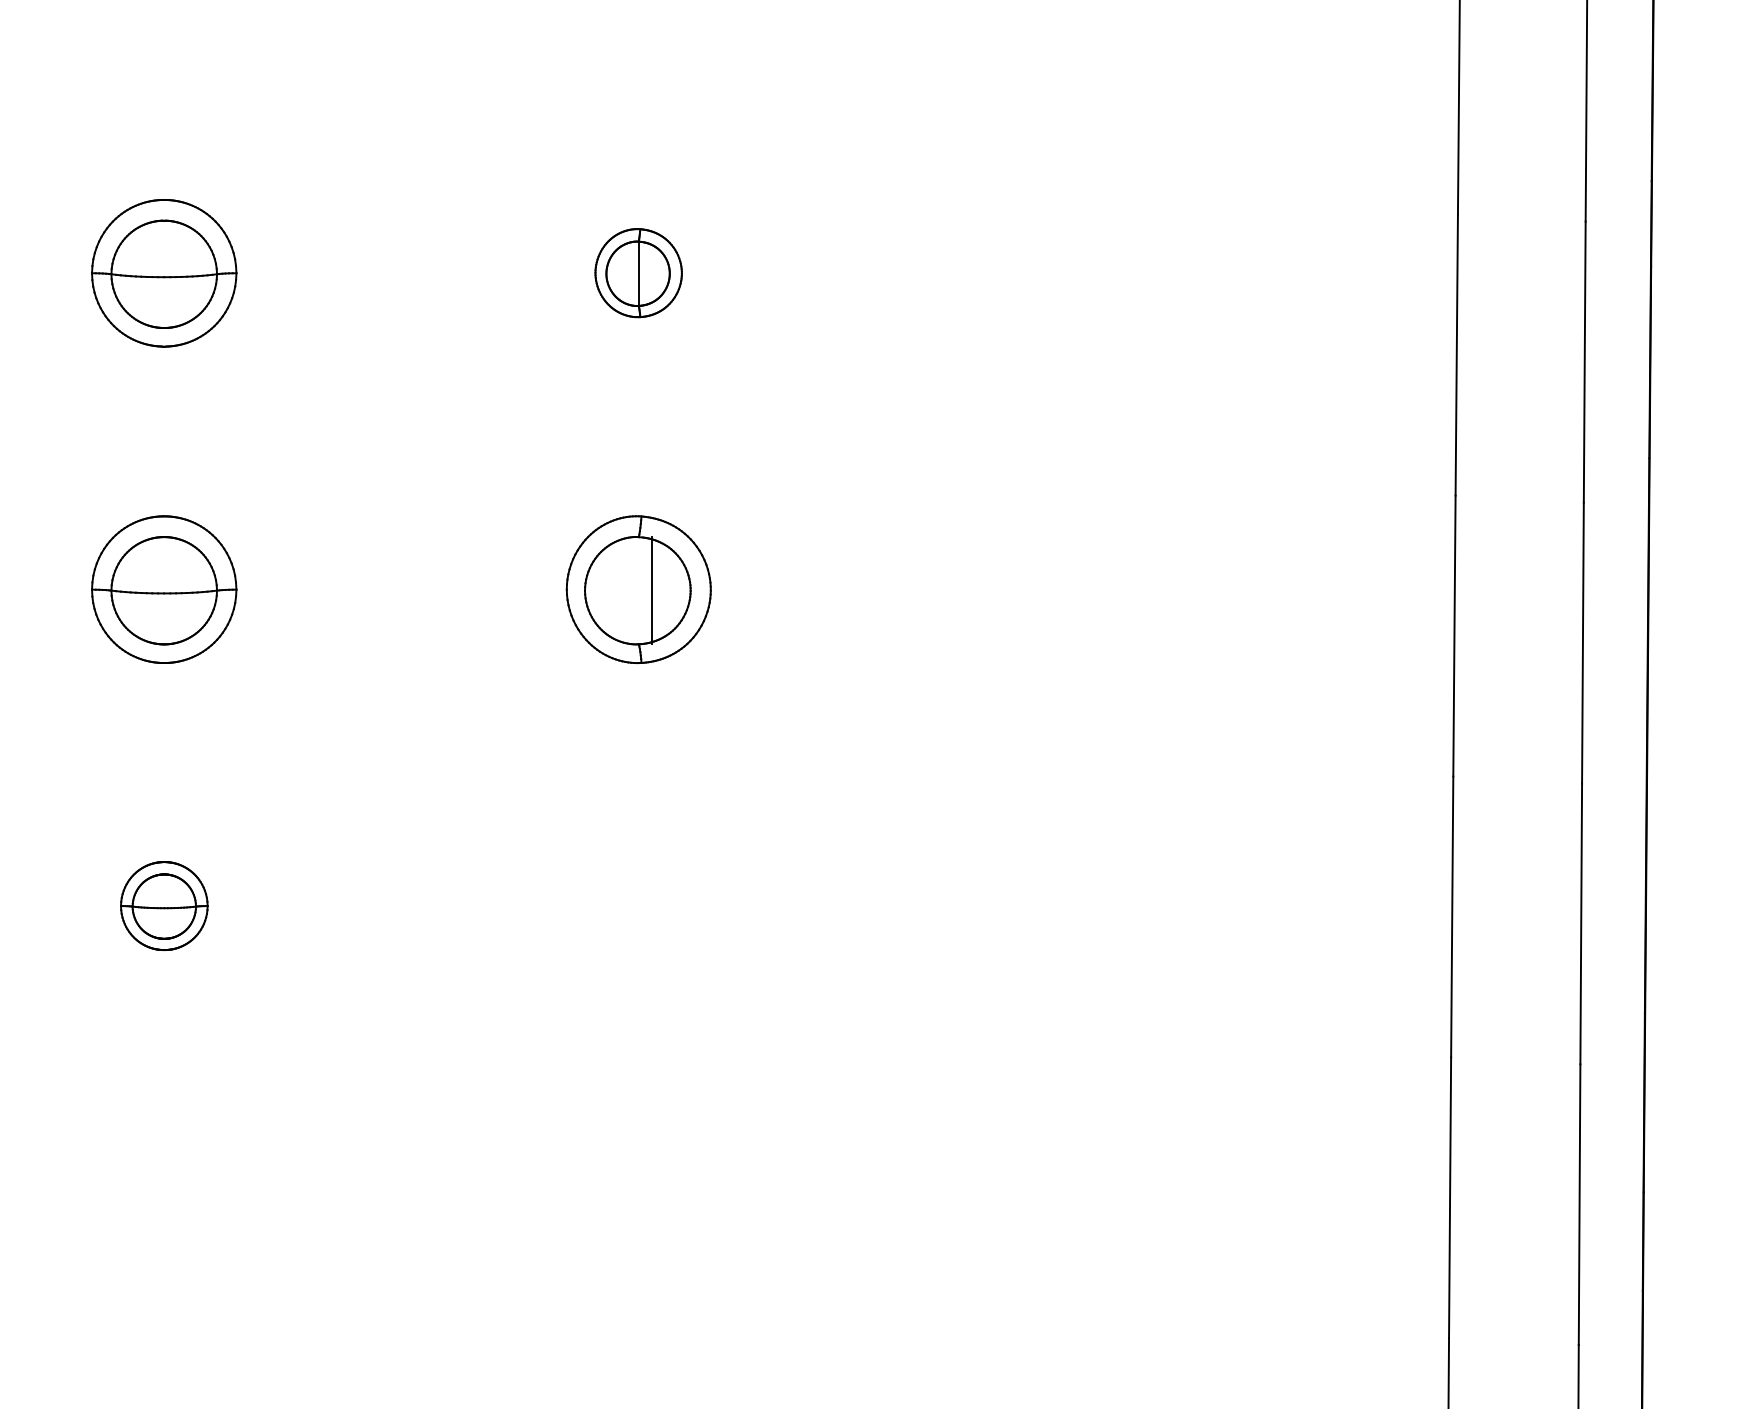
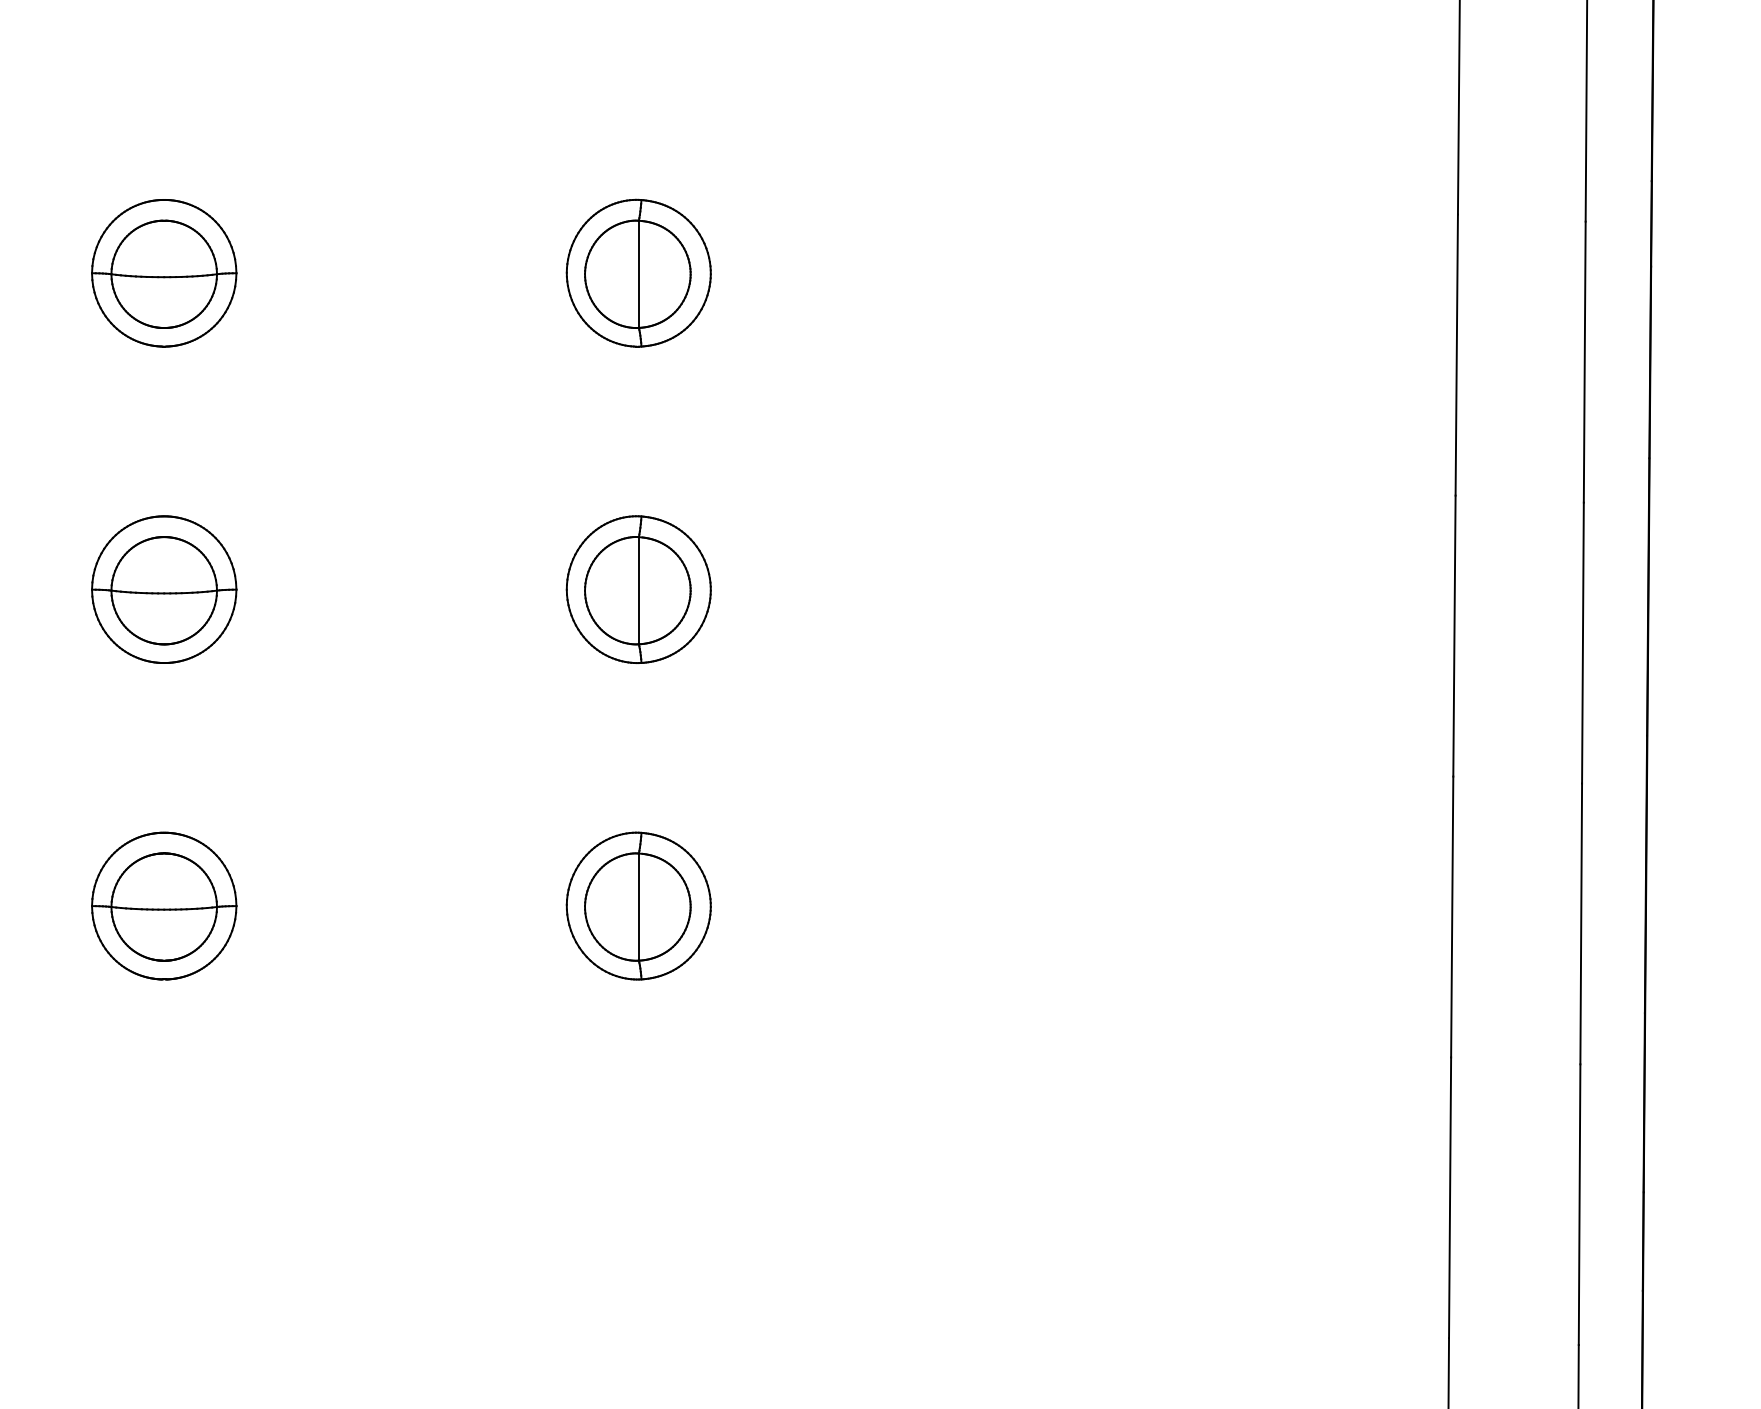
part size: 89x91 px -> 147x150 px (638, 272)
line position: (651, 590) -> (638, 590) (638, 590)
part size: 89x90 px -> 147x150 px (164, 905)
part: none -> present (638, 905)
